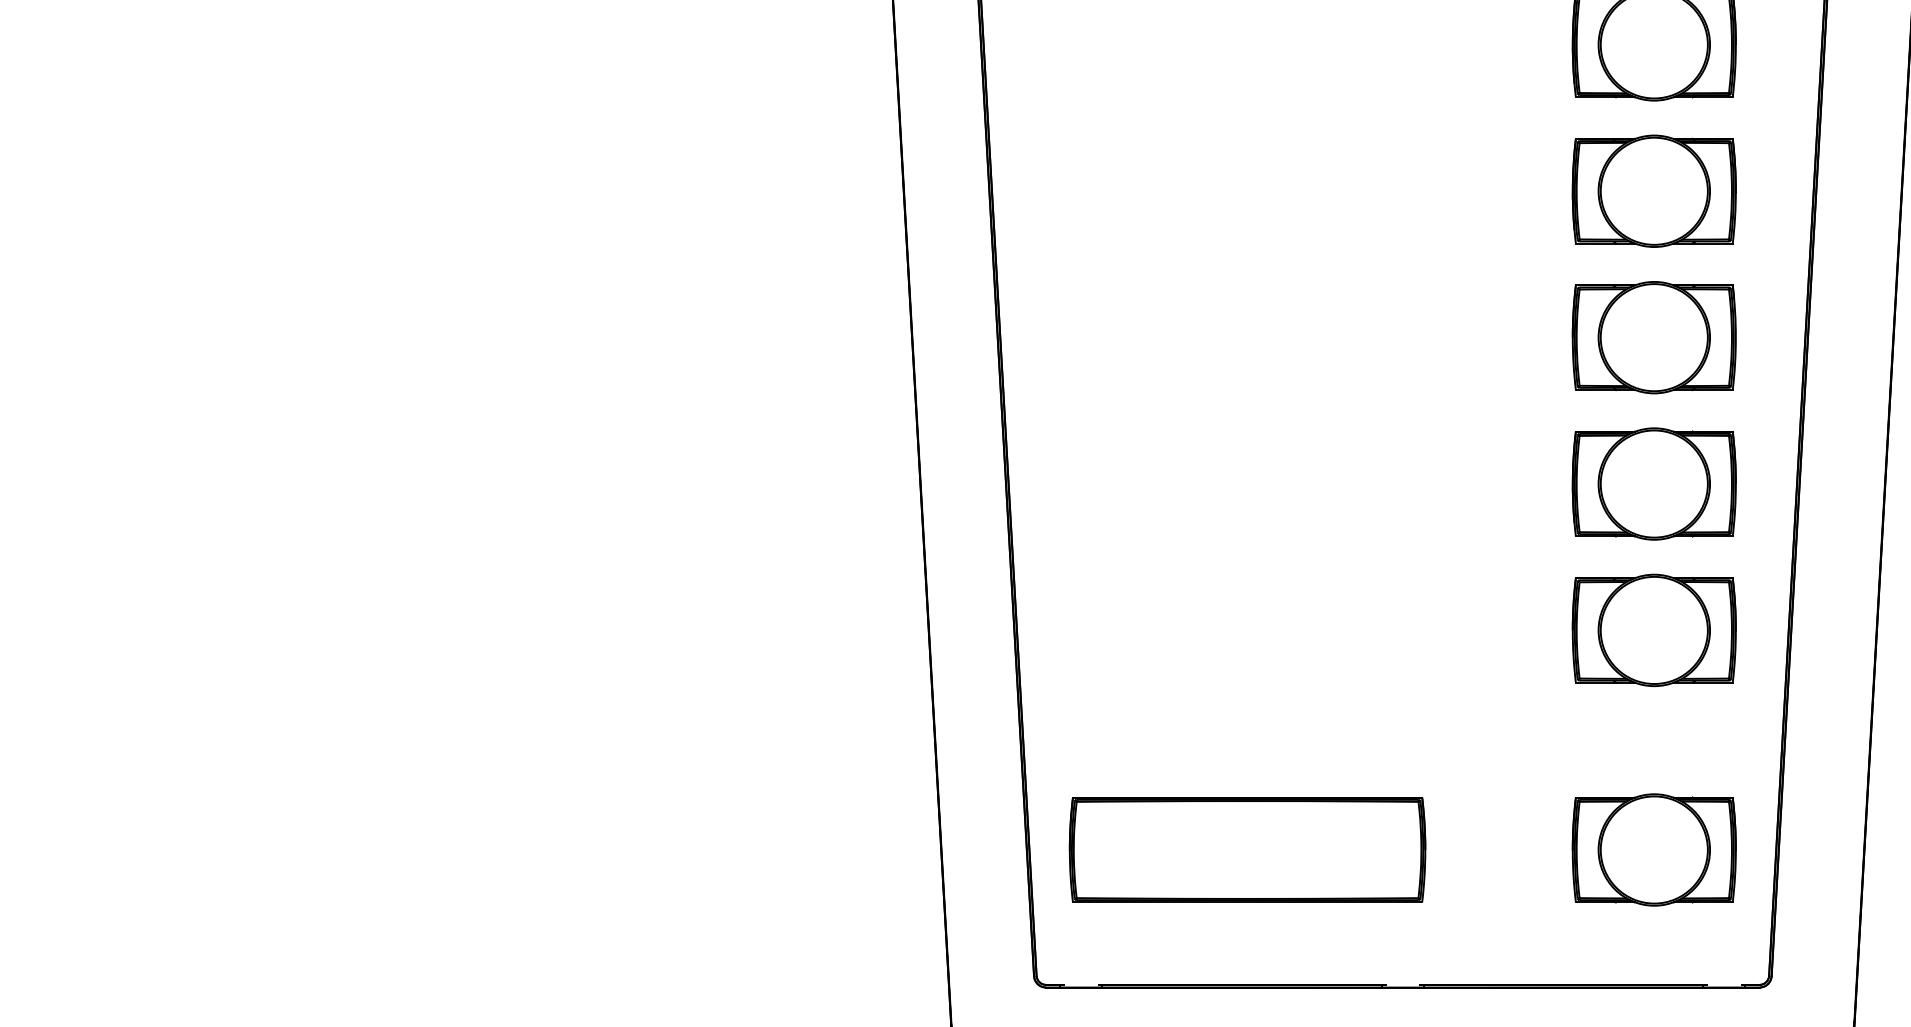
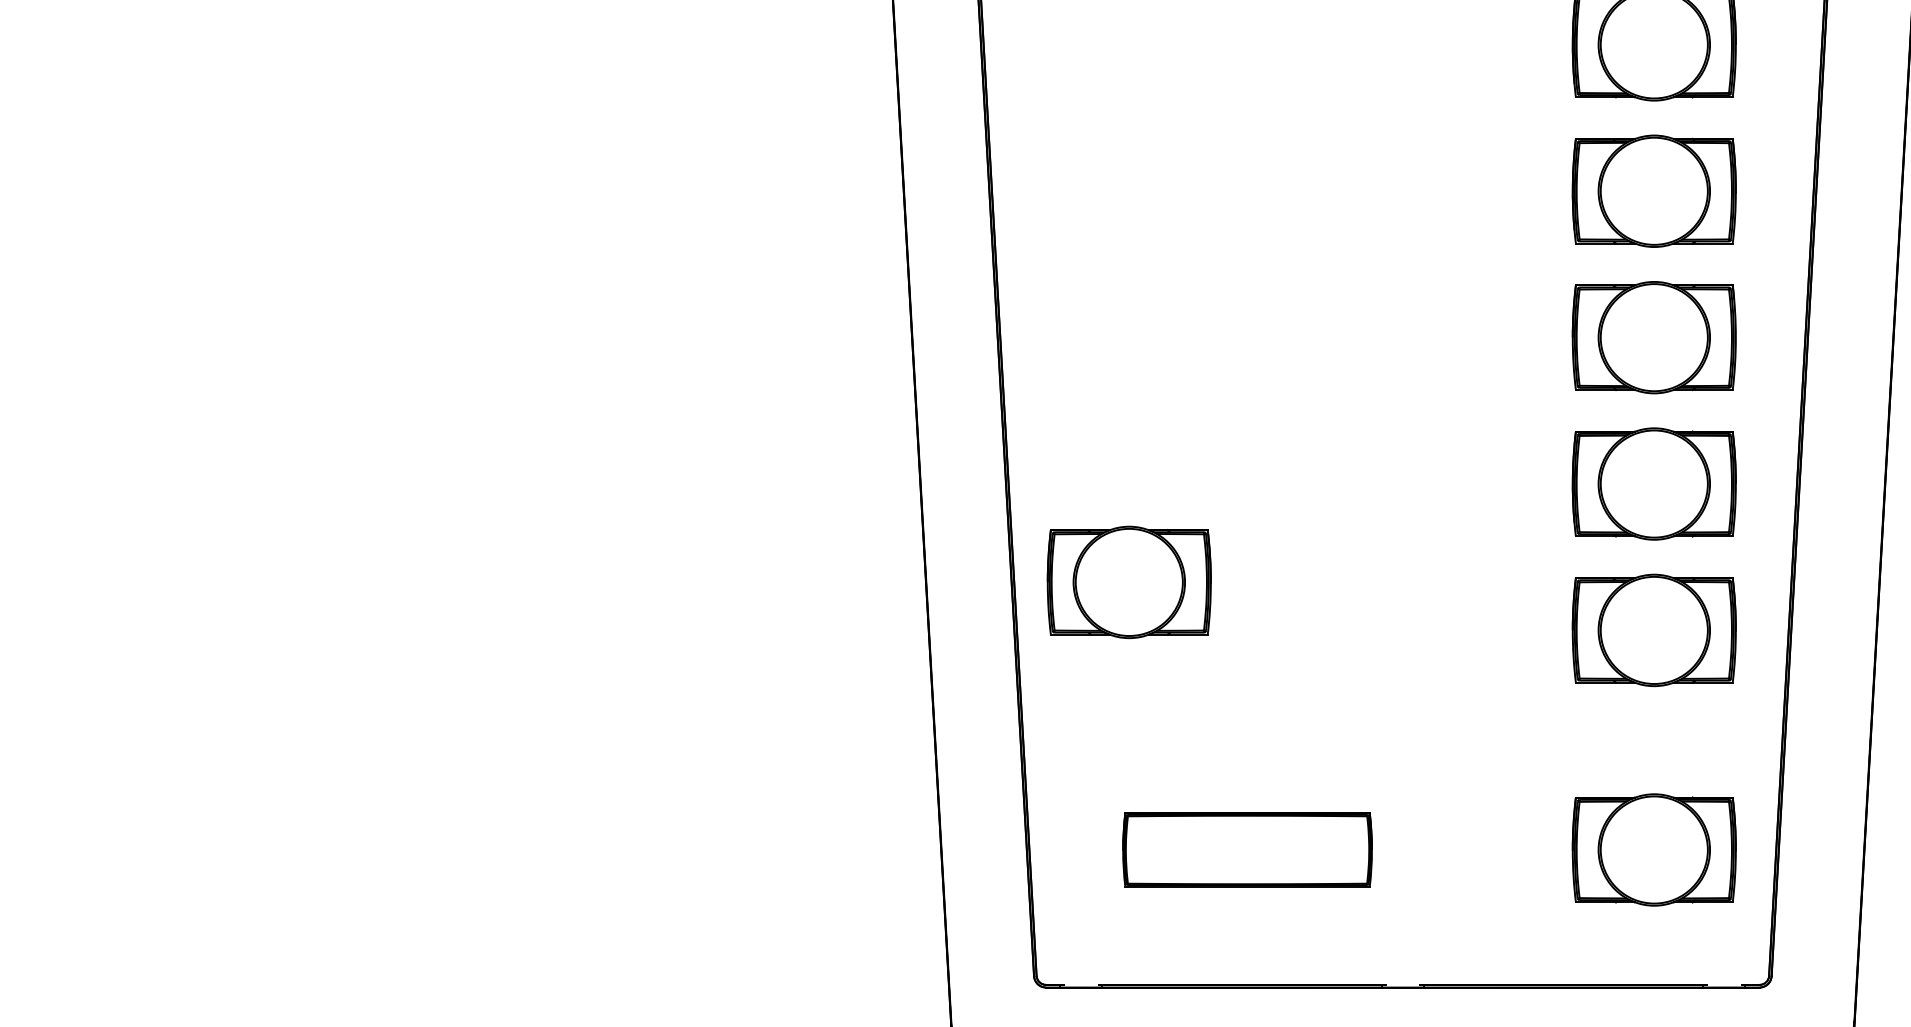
part: none -> present (1128, 582)
part size: 359x106 px -> 251x76 px (1247, 849)
